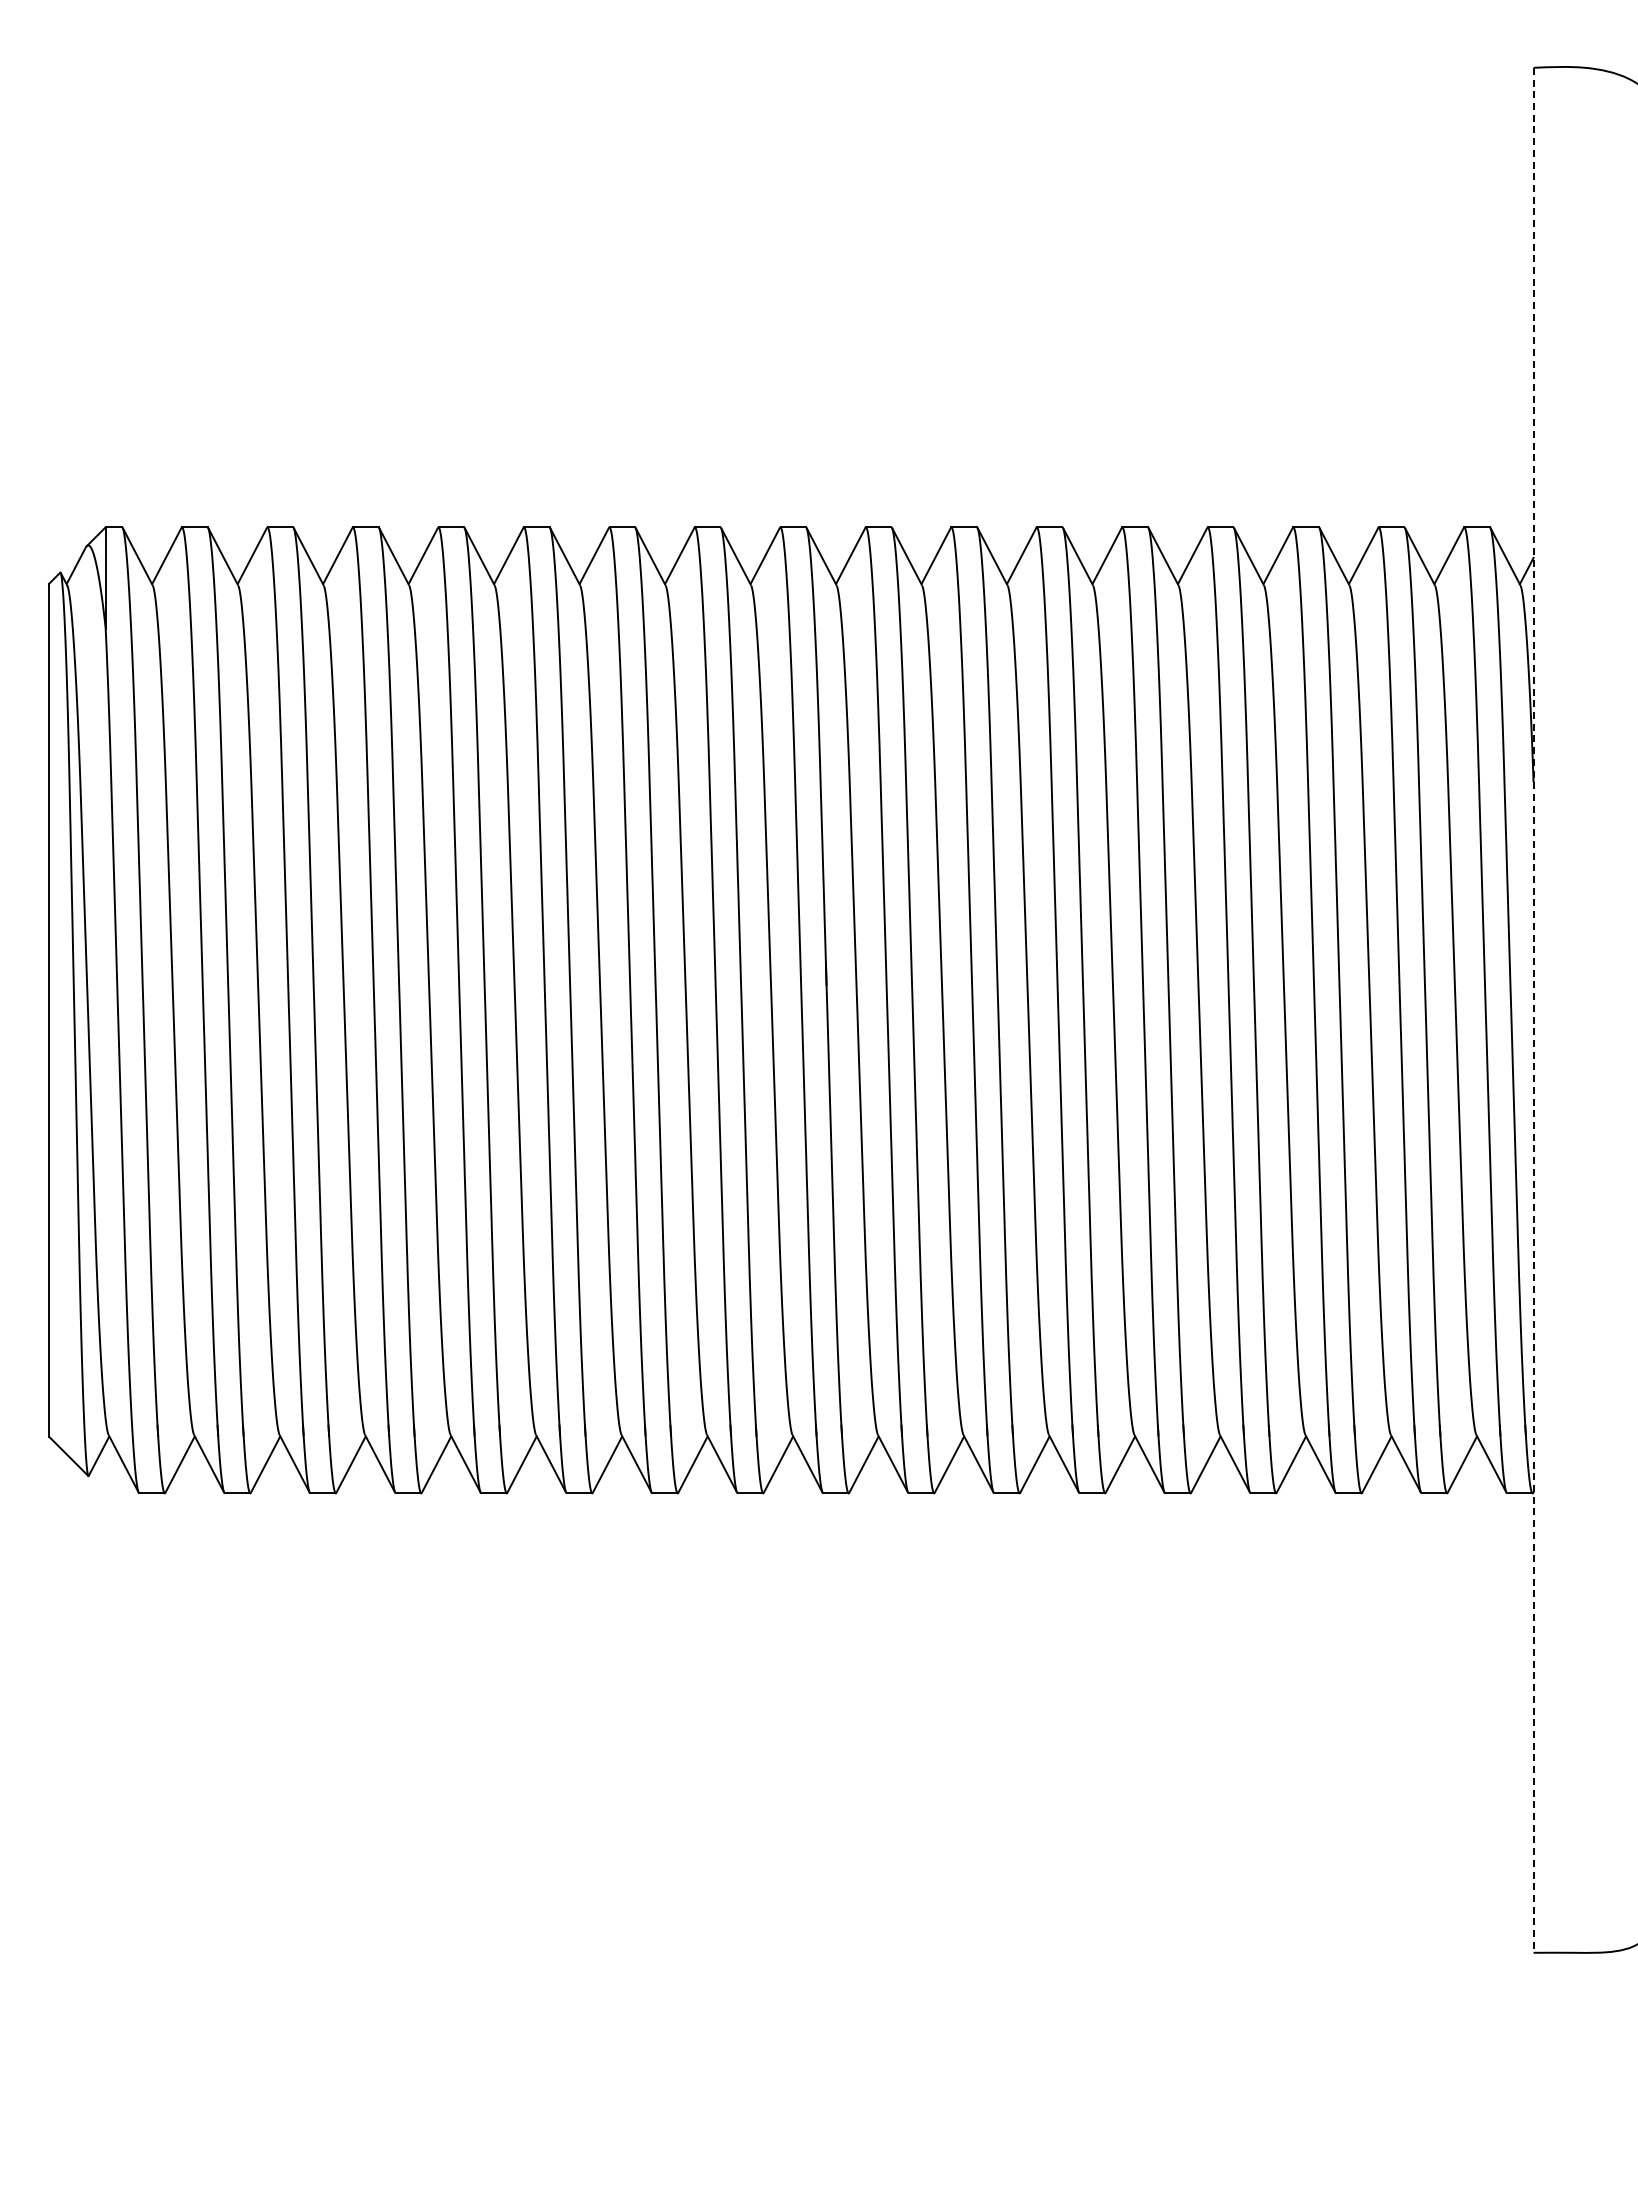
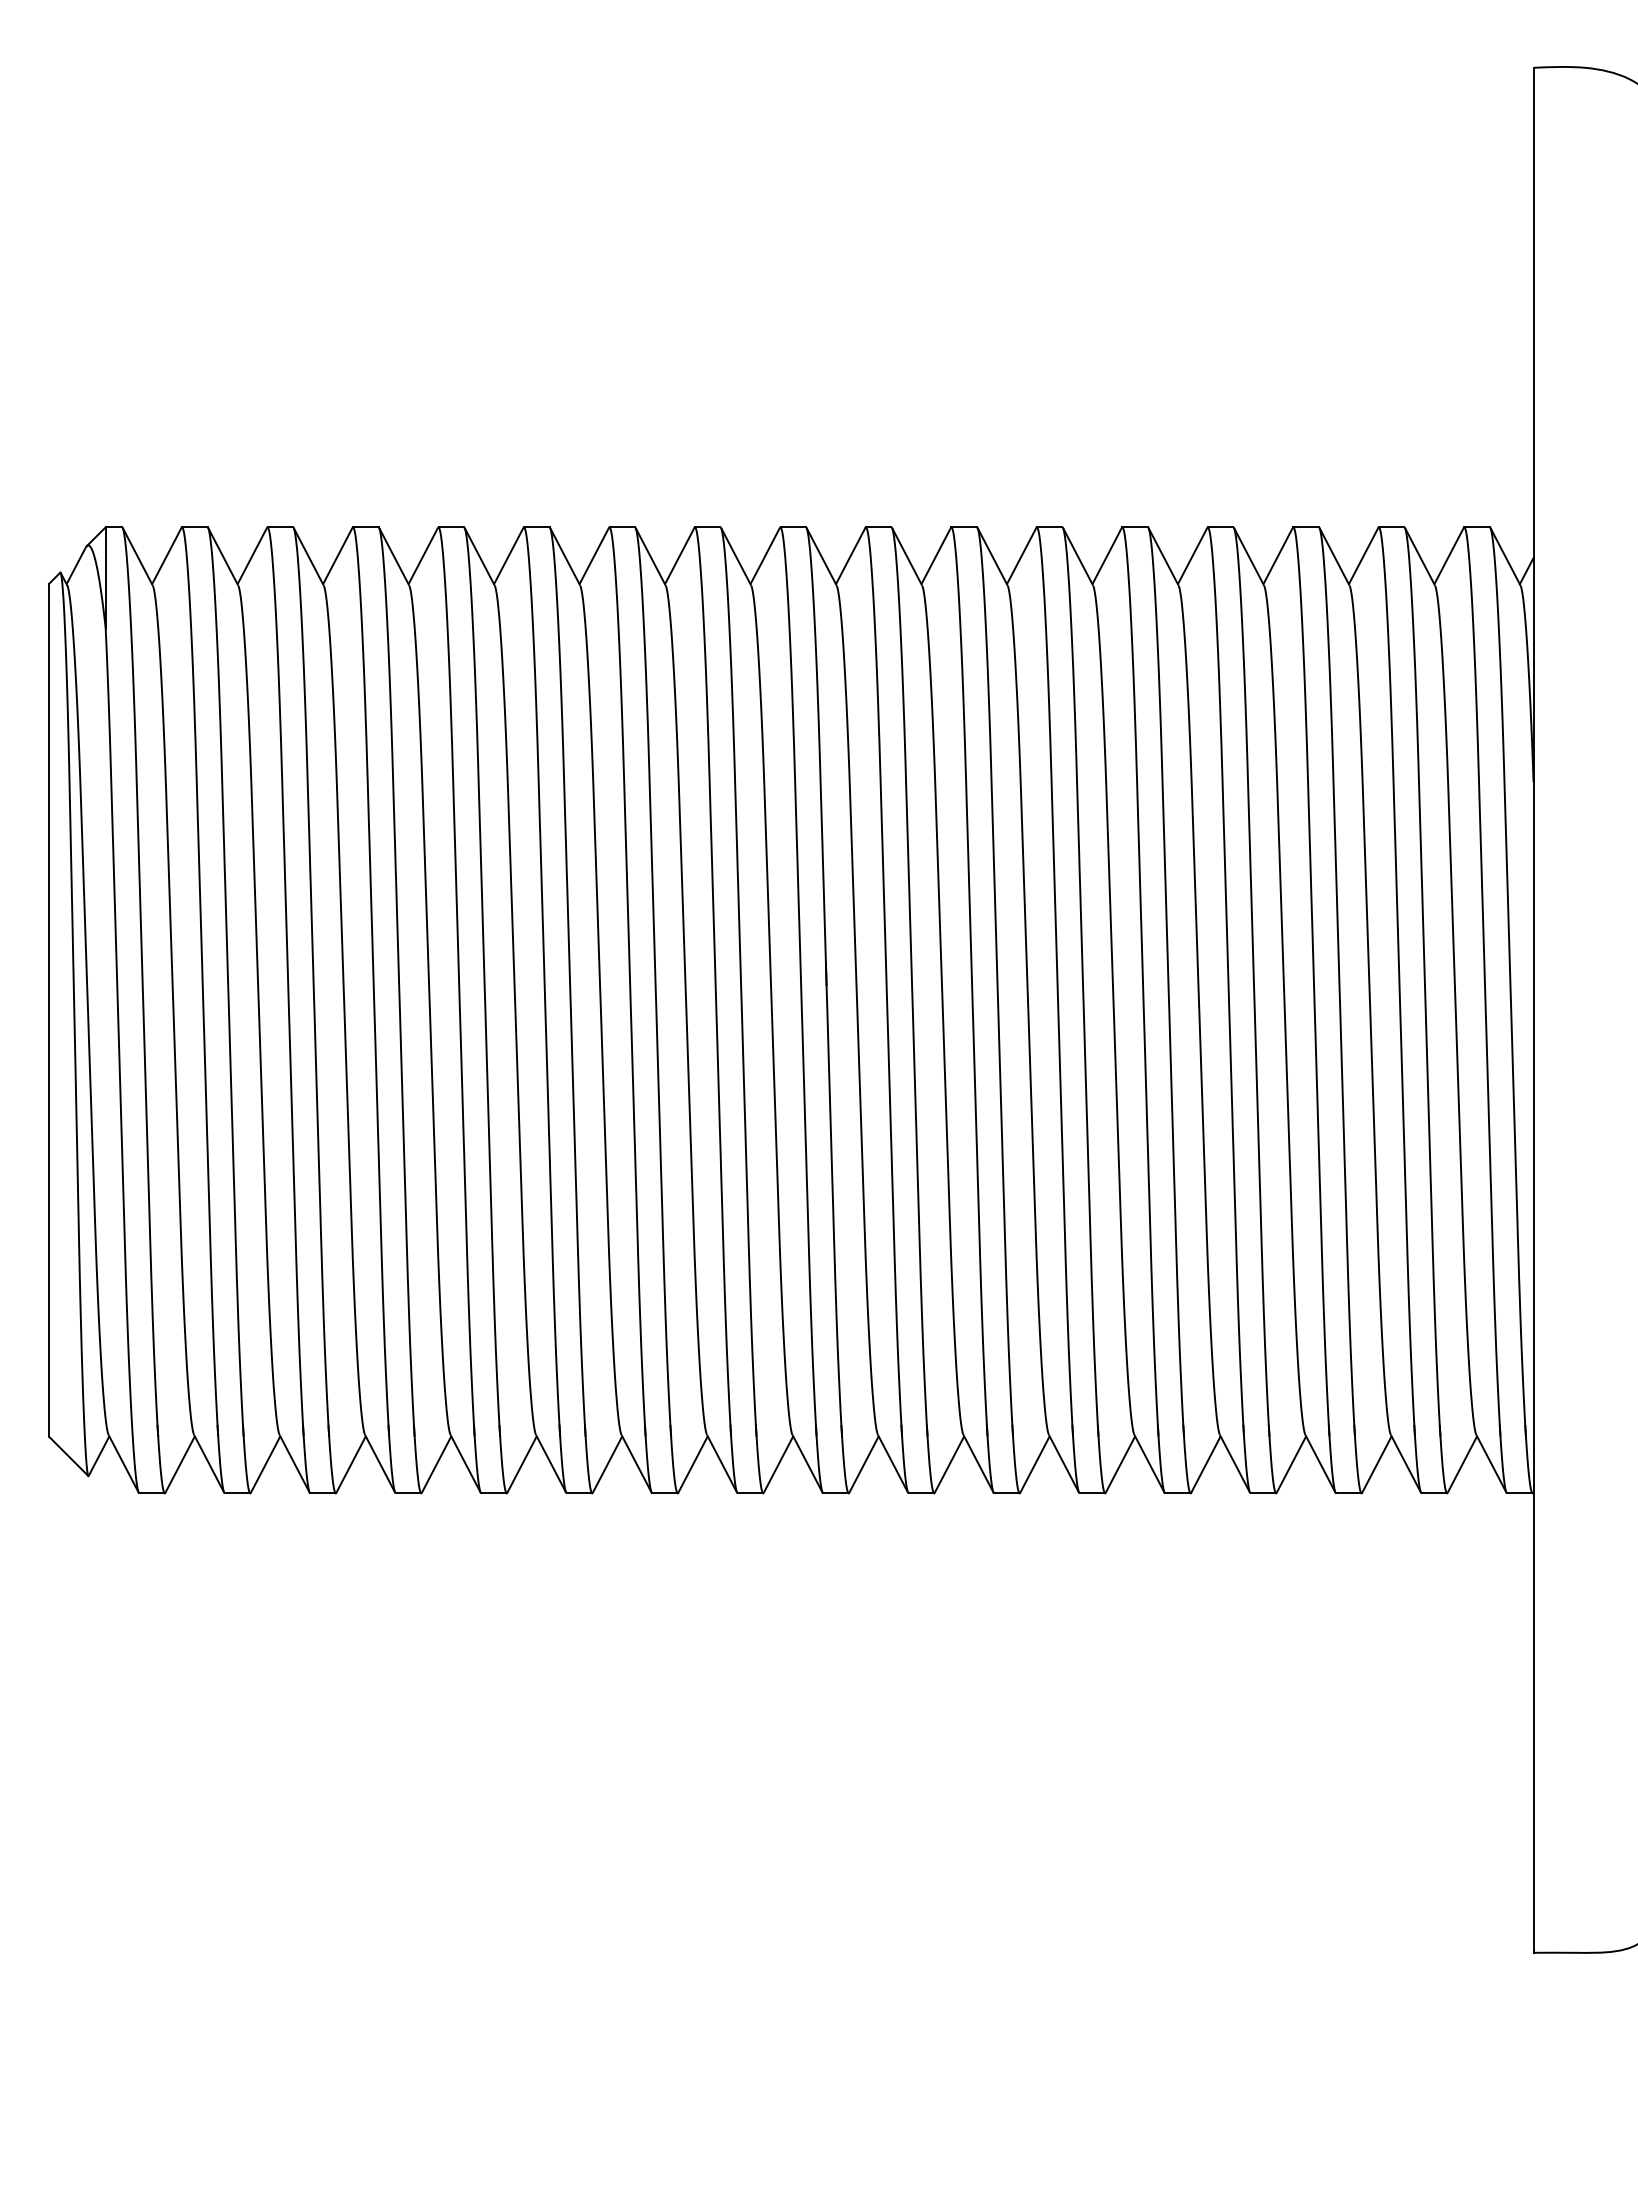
line: dashed -> solid (1533, 1010)
